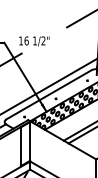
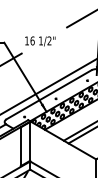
text position: (34, 41) -> (40, 41) (40, 41)
